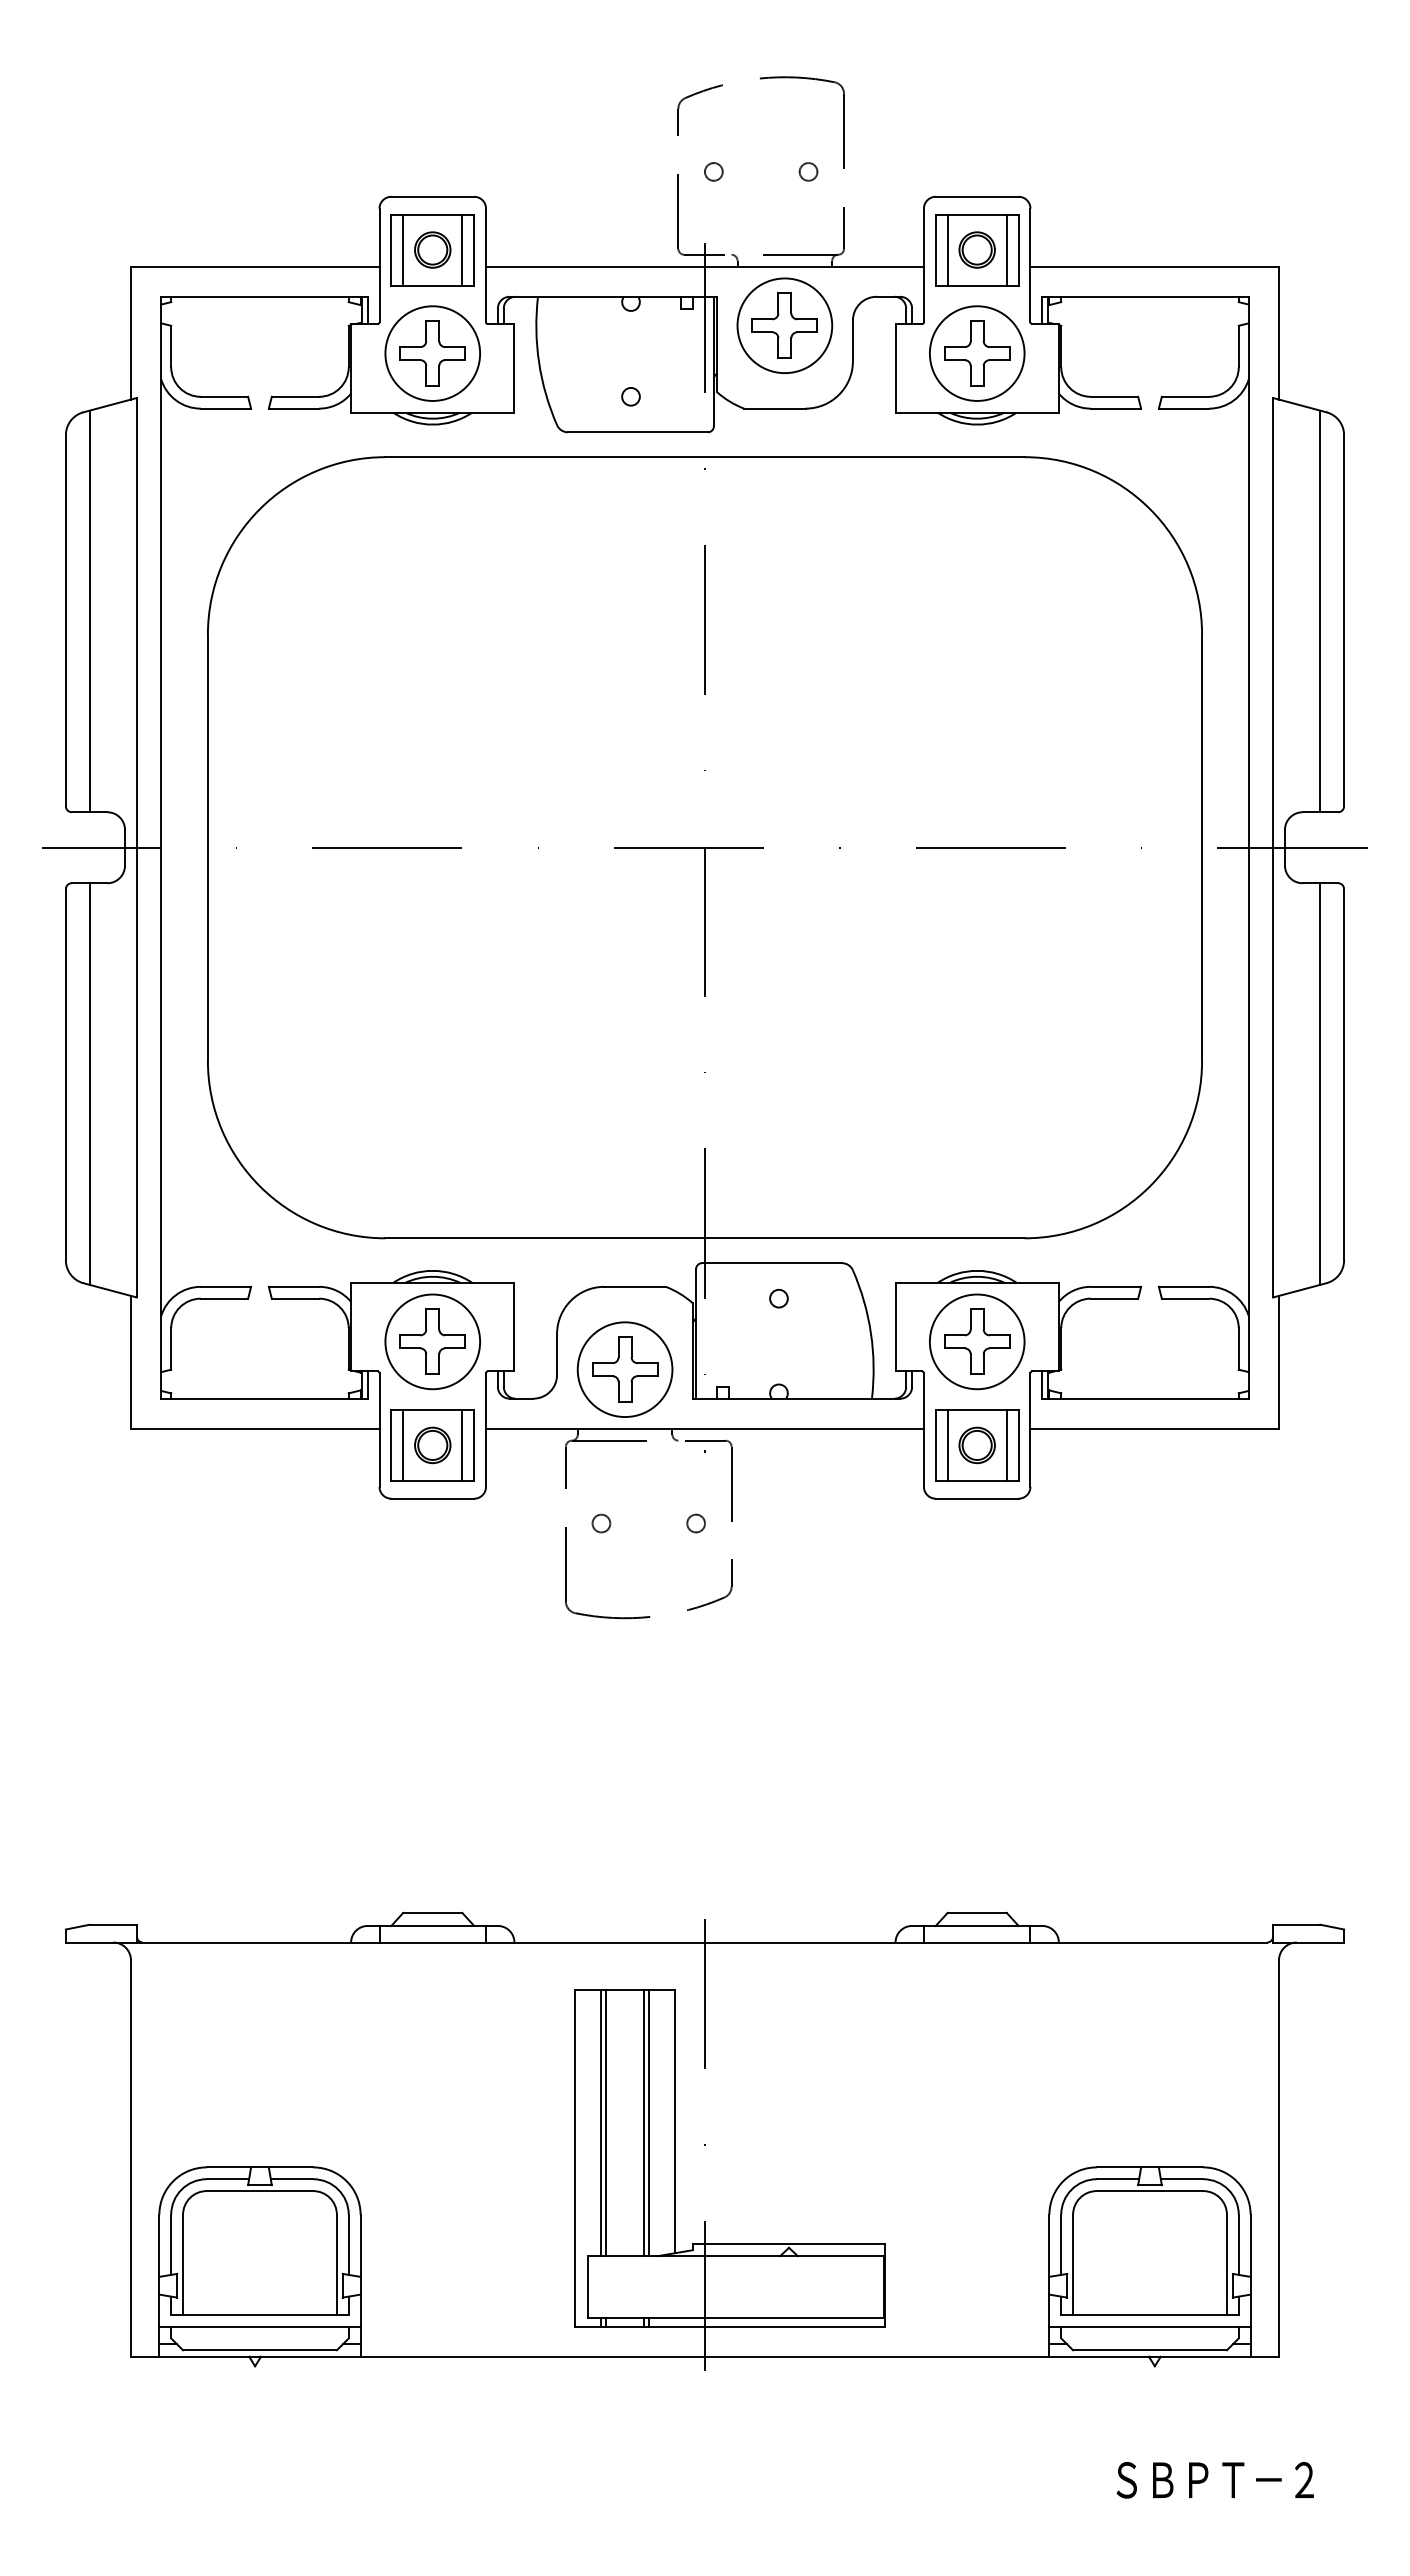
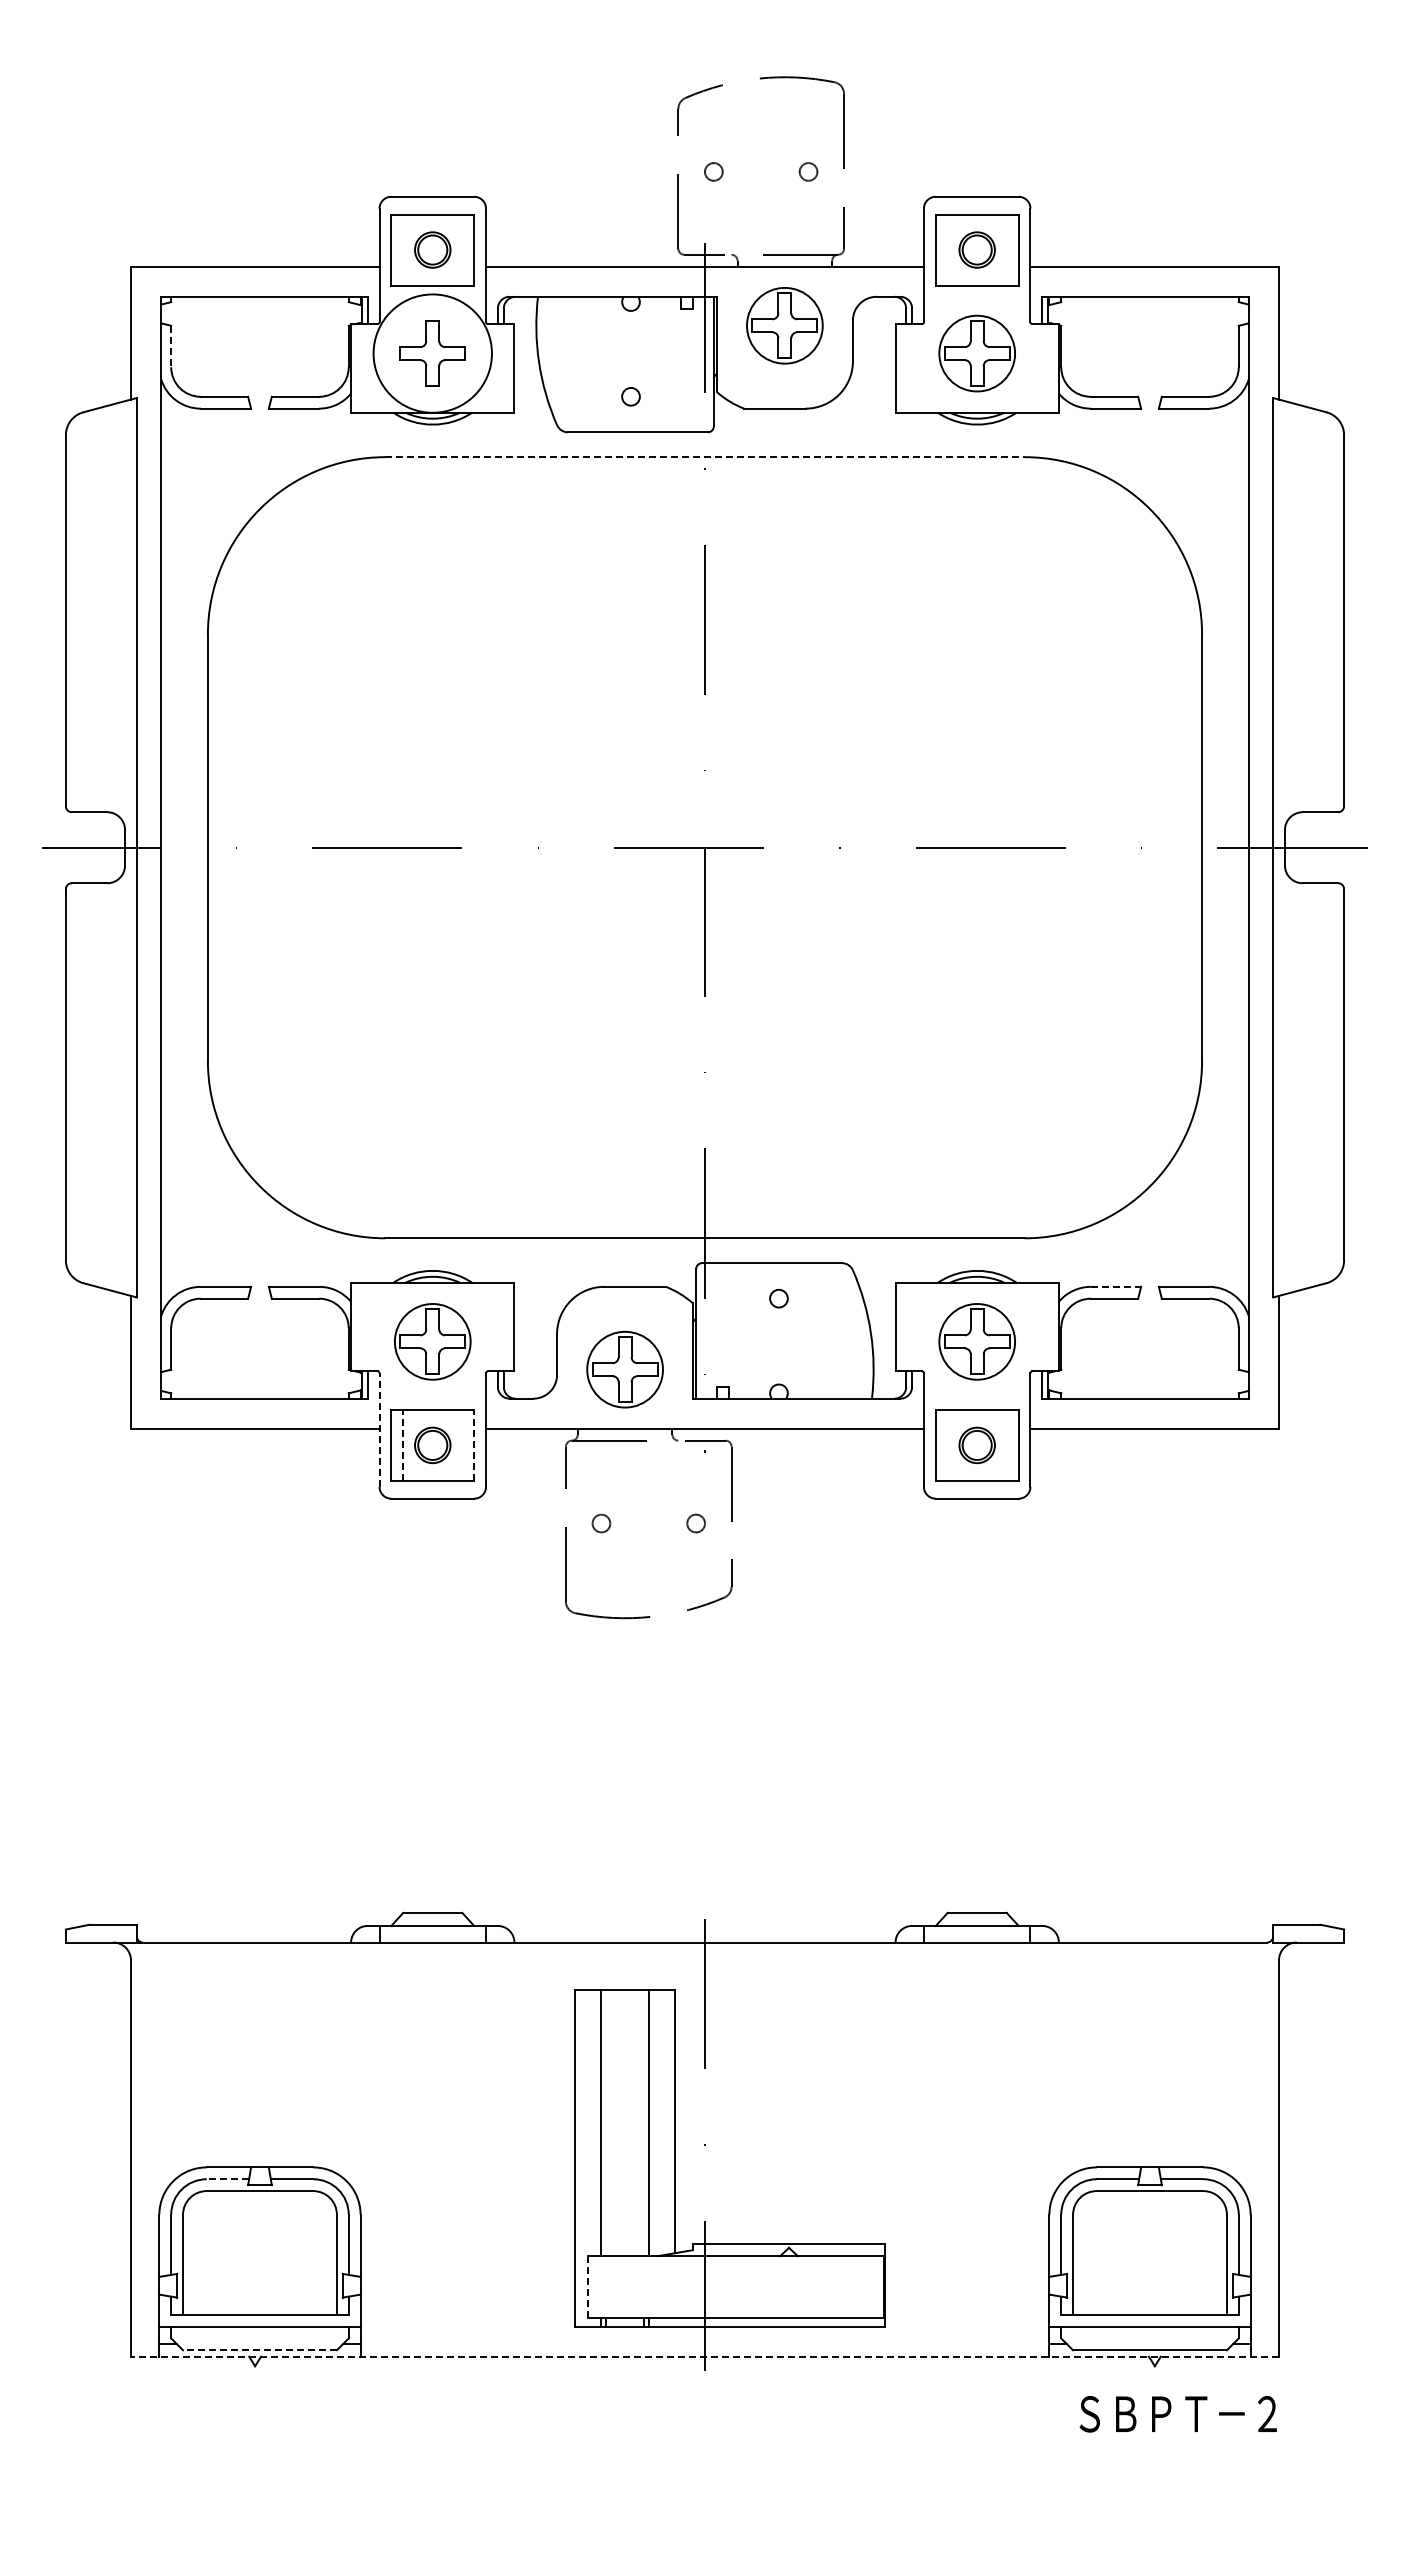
line: present -> none (403, 249)
line: present -> none (462, 249)
line: present -> none (947, 249)
line: present -> none (1006, 249)
circle diameter: 95 px -> 76 px (784, 325)
line: solid -> dashed (171, 346)
circle diameter: 95 px -> 118 px (432, 353)
circle diameter: 95 px -> 76 px (977, 353)
line: solid -> dashed (705, 457)
line: present -> none (89, 611)
line: present -> none (1320, 611)
line: present -> none (89, 1083)
line: present -> none (1320, 1083)
line: solid -> dashed (1116, 1286)
circle diameter: 95 px -> 76 px (432, 1341)
circle diameter: 95 px -> 76 px (977, 1341)
circle diameter: 95 px -> 76 px (624, 1369)
line: solid -> dashed (379, 1430)
line: present -> none (462, 1444)
line: present -> none (947, 1444)
line: present -> none (1006, 1444)
line: solid -> dashed (403, 1445)
line: solid -> dashed (474, 1445)
line: present -> none (605, 2122)
line: present -> none (644, 2122)
line: solid -> dashed (227, 2179)
line: solid -> dashed (587, 2286)
line: solid -> dashed (259, 2350)
line: solid -> dashed (704, 2356)
text position: (1214, 2480) -> (1177, 2414) (1177, 2414)
